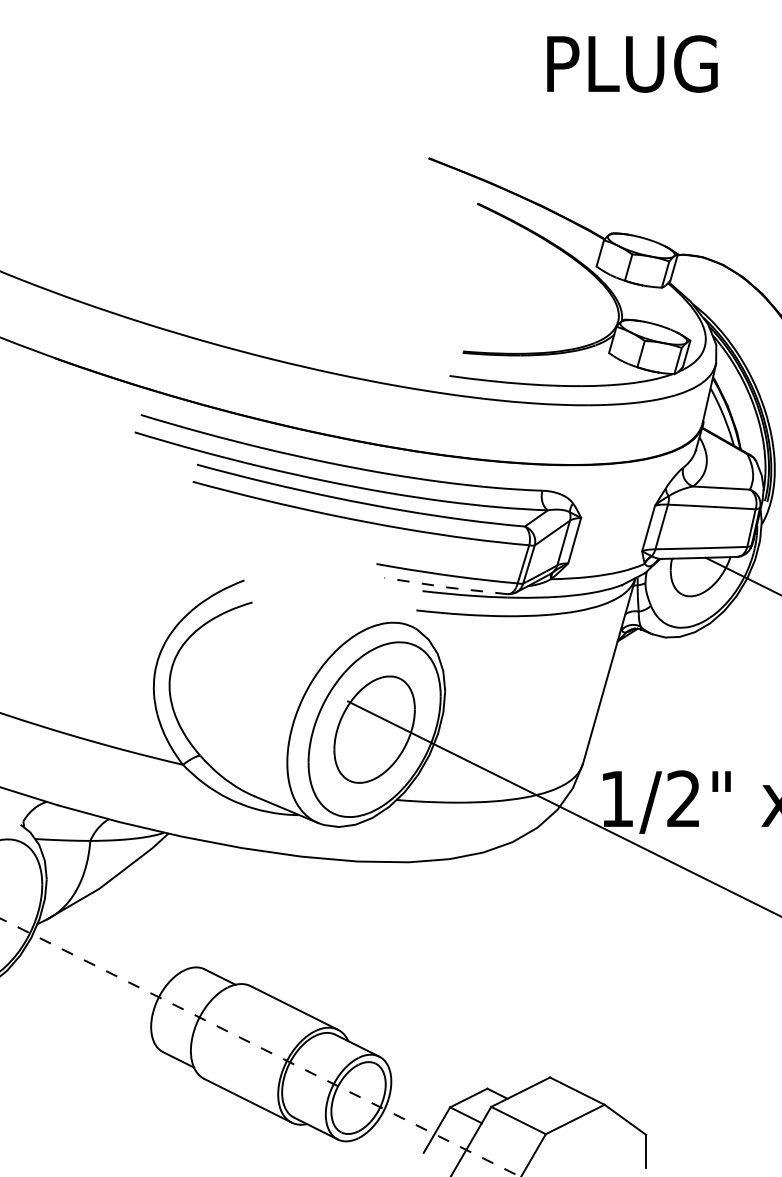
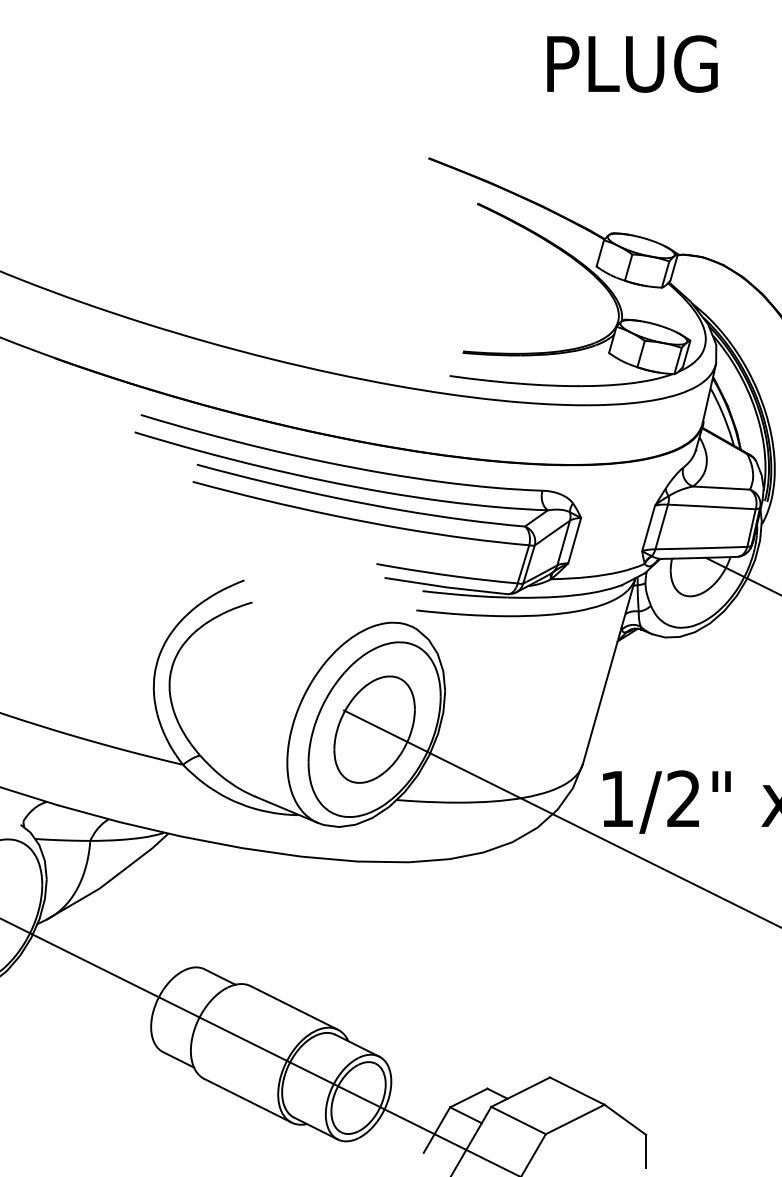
line: dashed -> solid (445, 587)
line position: (563, 808) -> (561, 818) (561, 818)
line: dashed -> solid (260, 1047)
